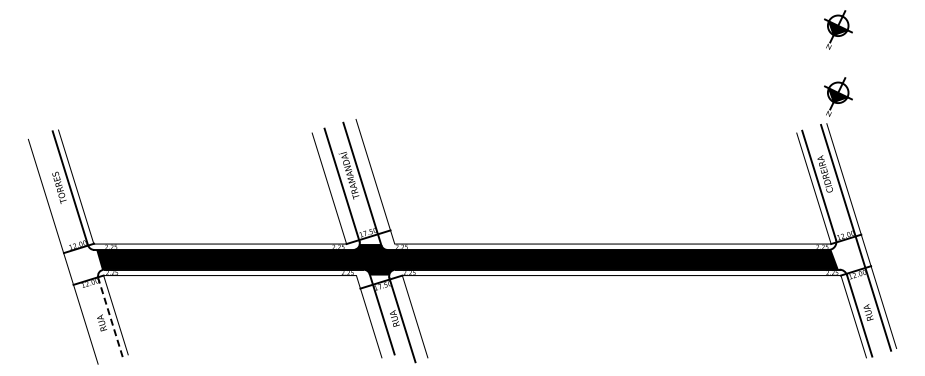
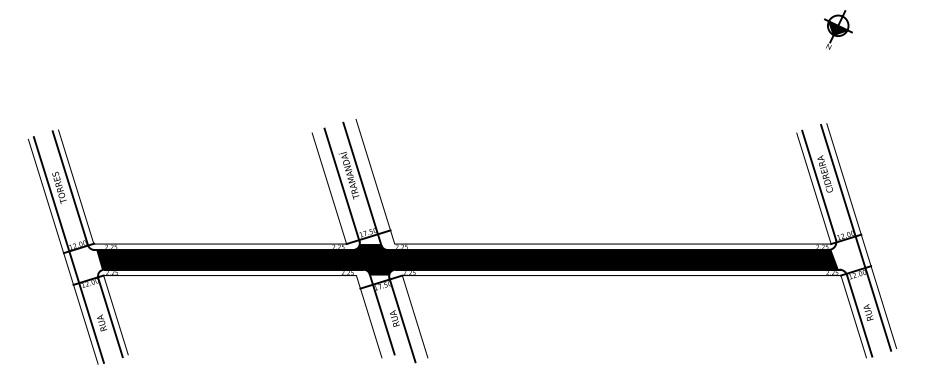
part: present -> none (838, 96)
line: none -> present (68, 249)
line: dashed -> solid (110, 317)
